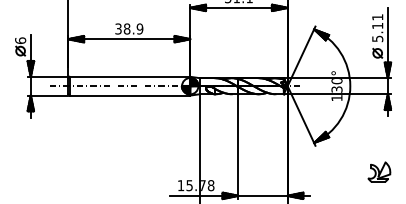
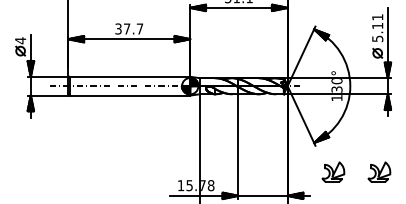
text: 38.9 -> 37.7 (133, 28)
text: 6 -> 4 (20, 40)
part: none -> present (333, 171)
